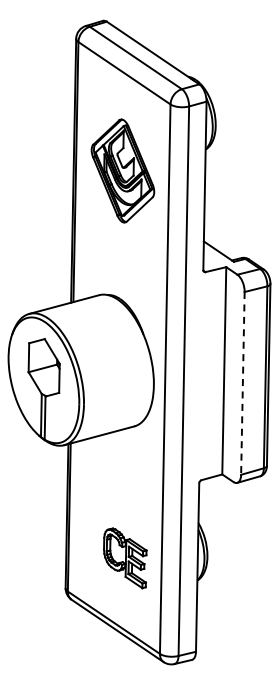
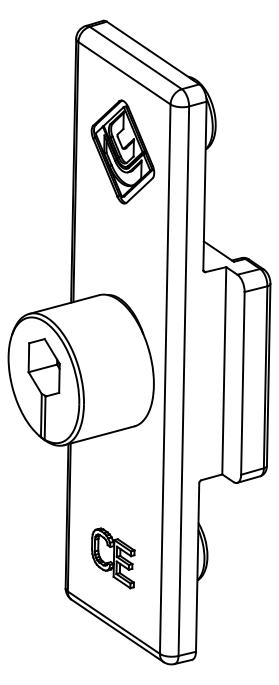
part position: (122, 170) -> (122, 151) (122, 151)
line: dashed -> solid (242, 383)
part position: (125, 558) -> (113, 558) (113, 558)
